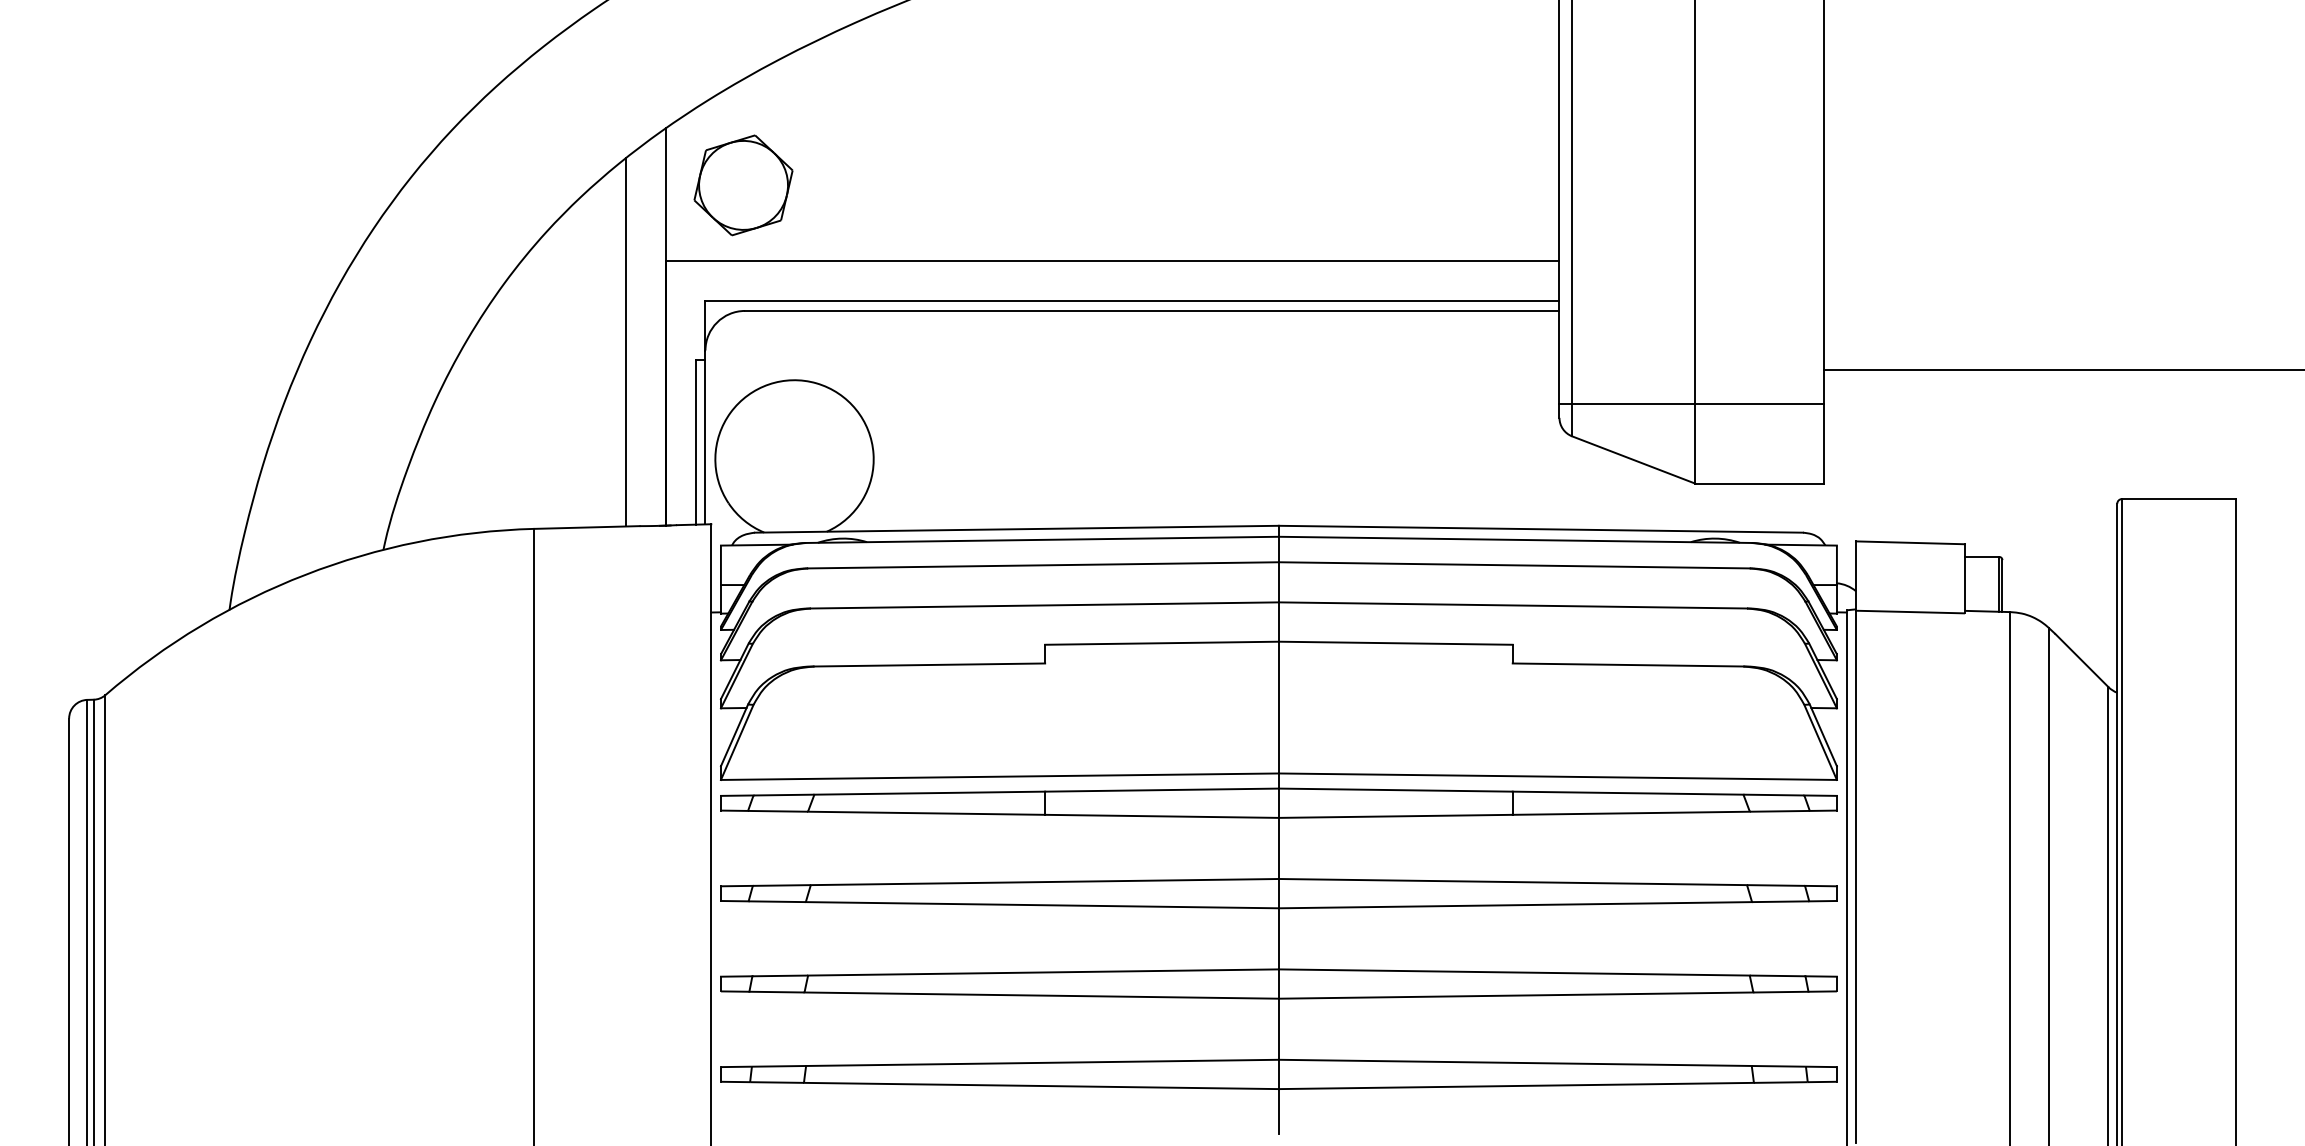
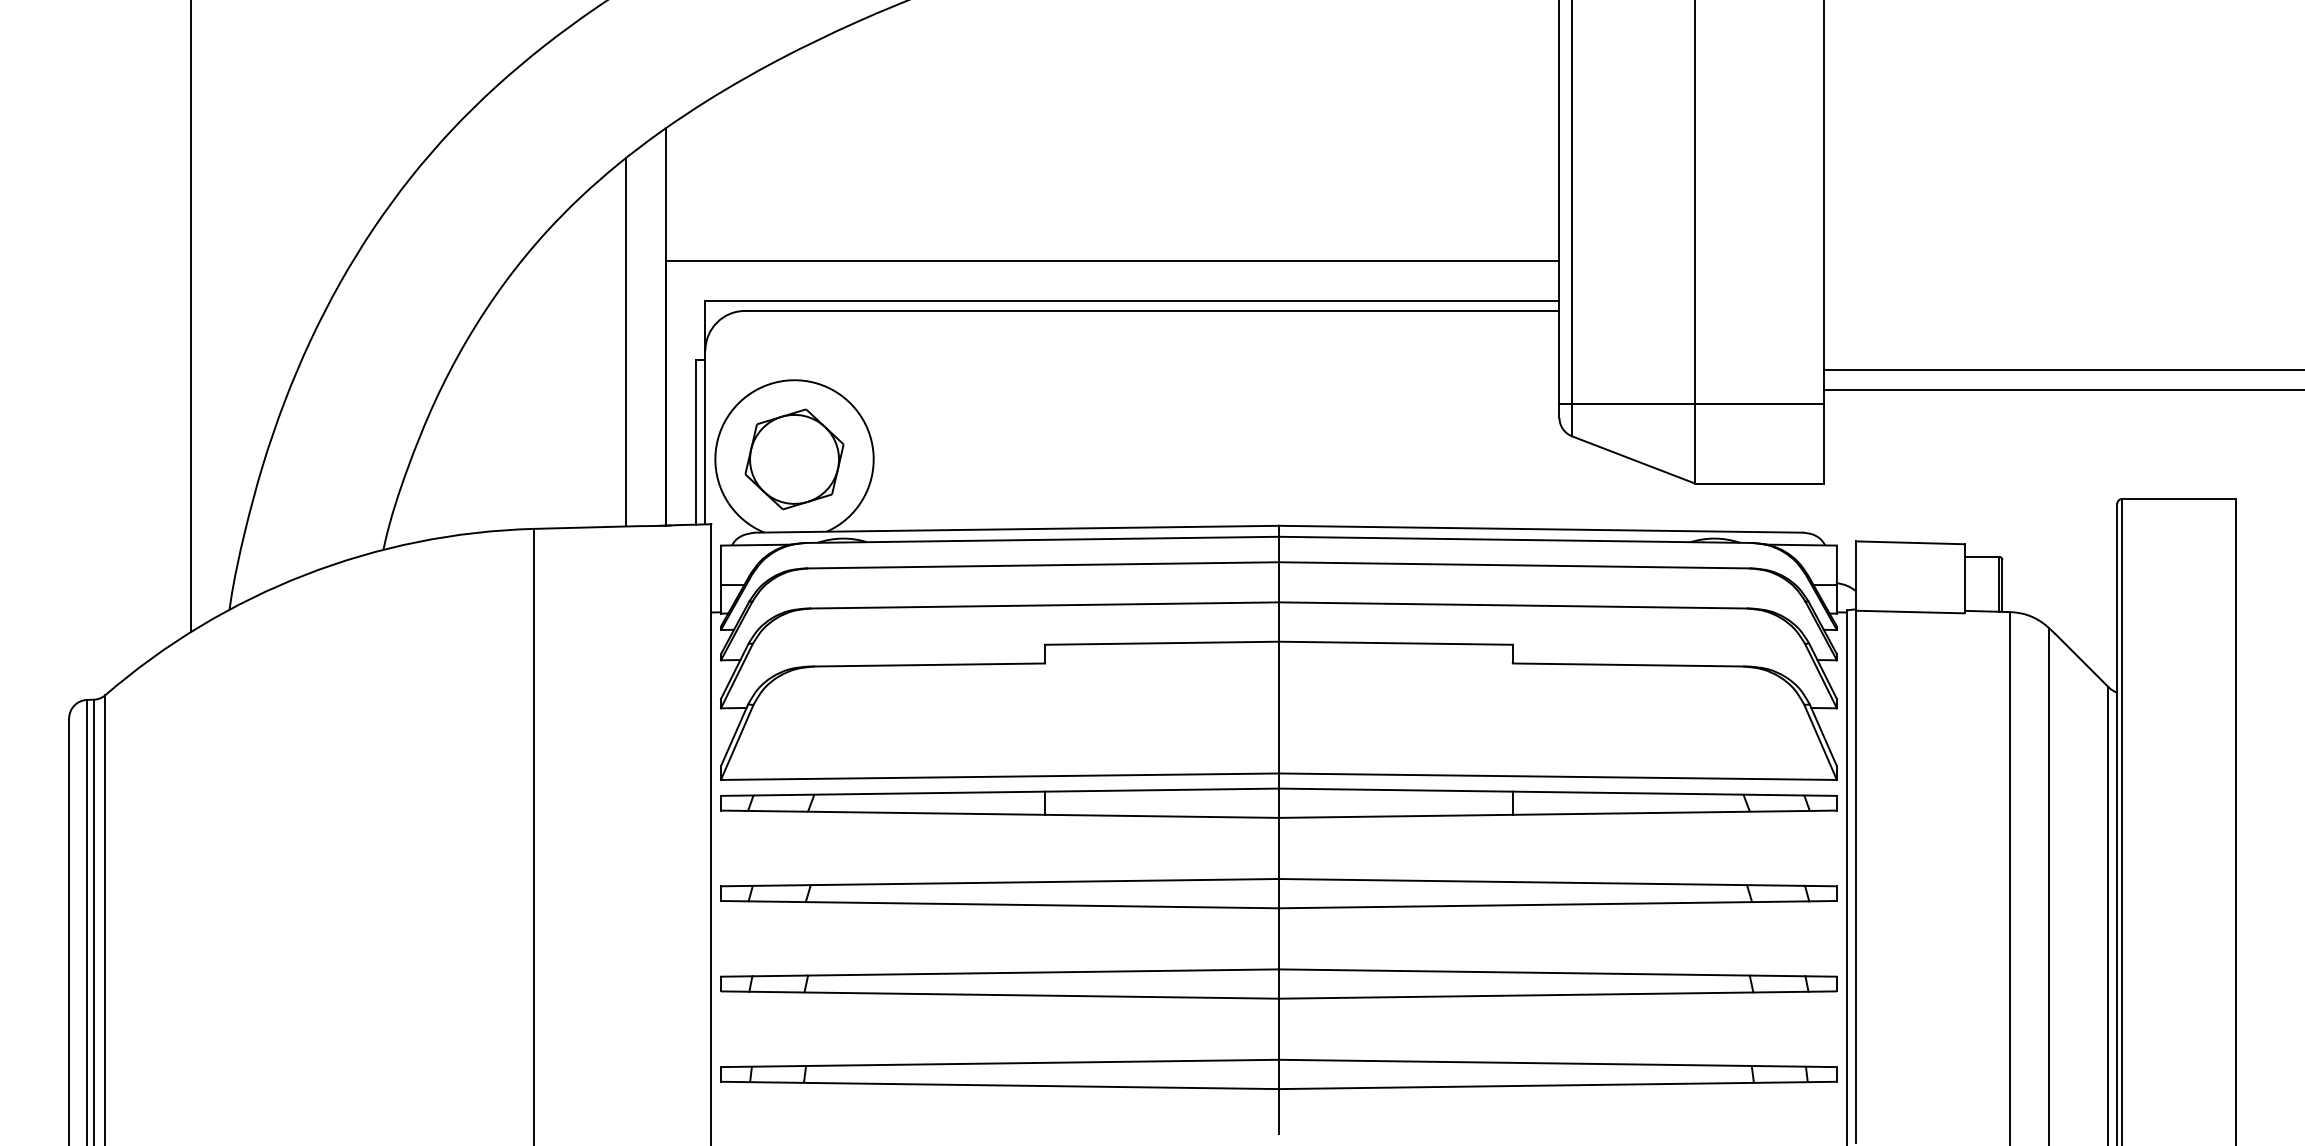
part position: (743, 185) -> (794, 459) (794, 459)
line: none -> present (190, 317)
line: none -> present (2062, 389)
